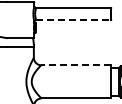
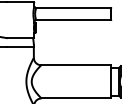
line: dashed -> solid (74, 20)
line: dashed -> solid (75, 65)
